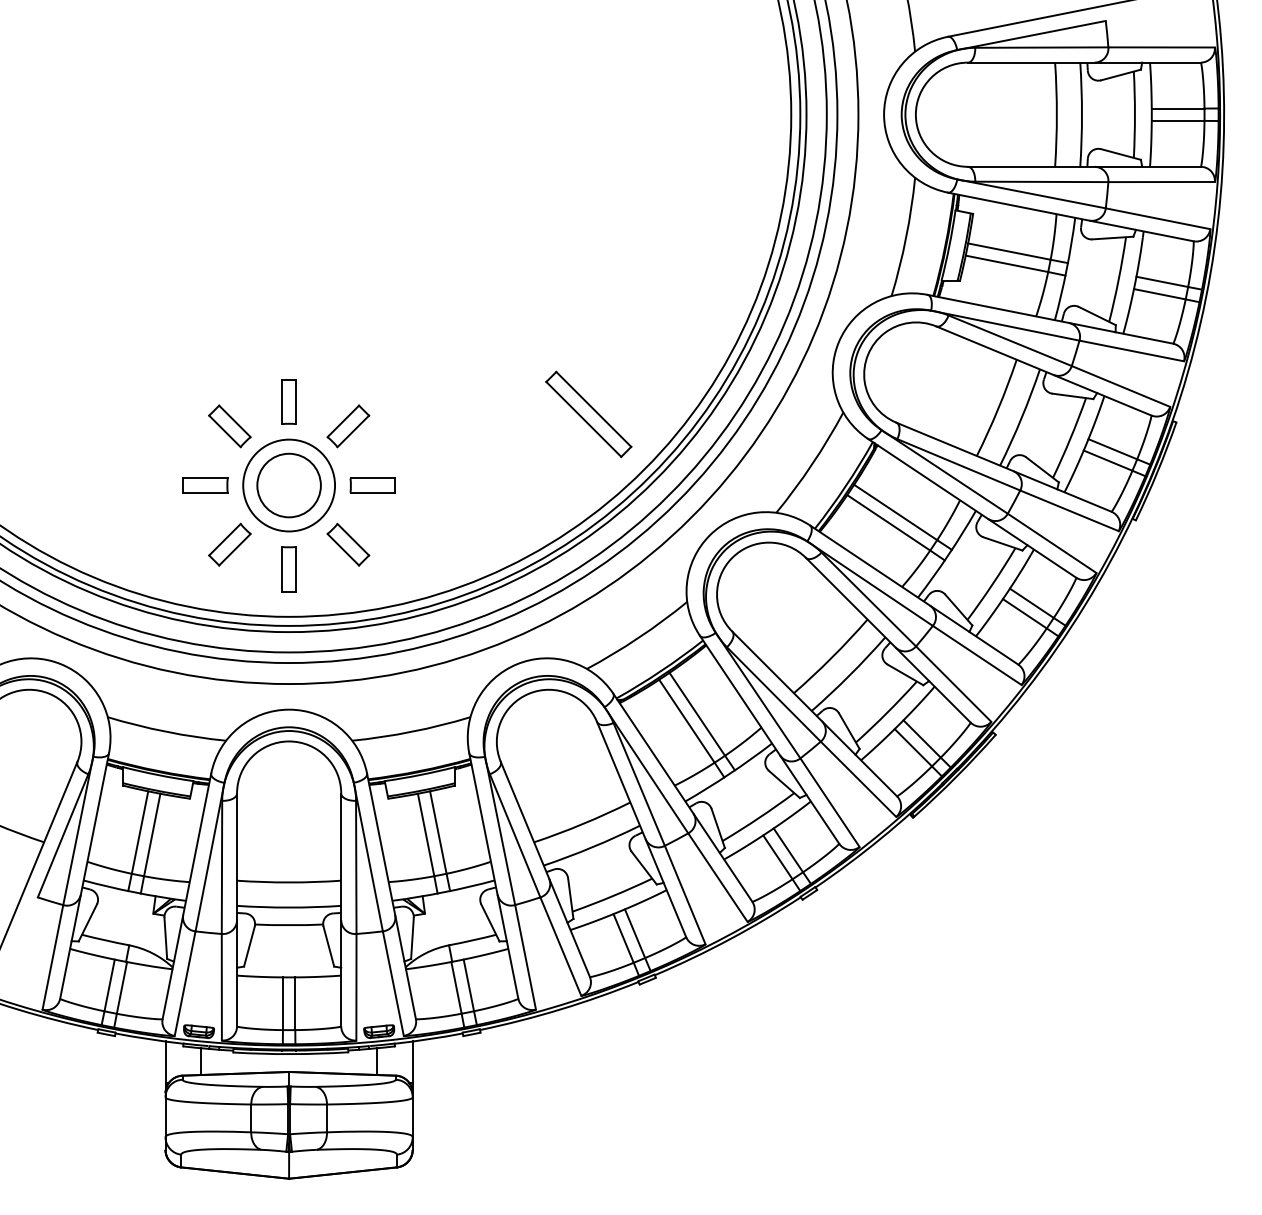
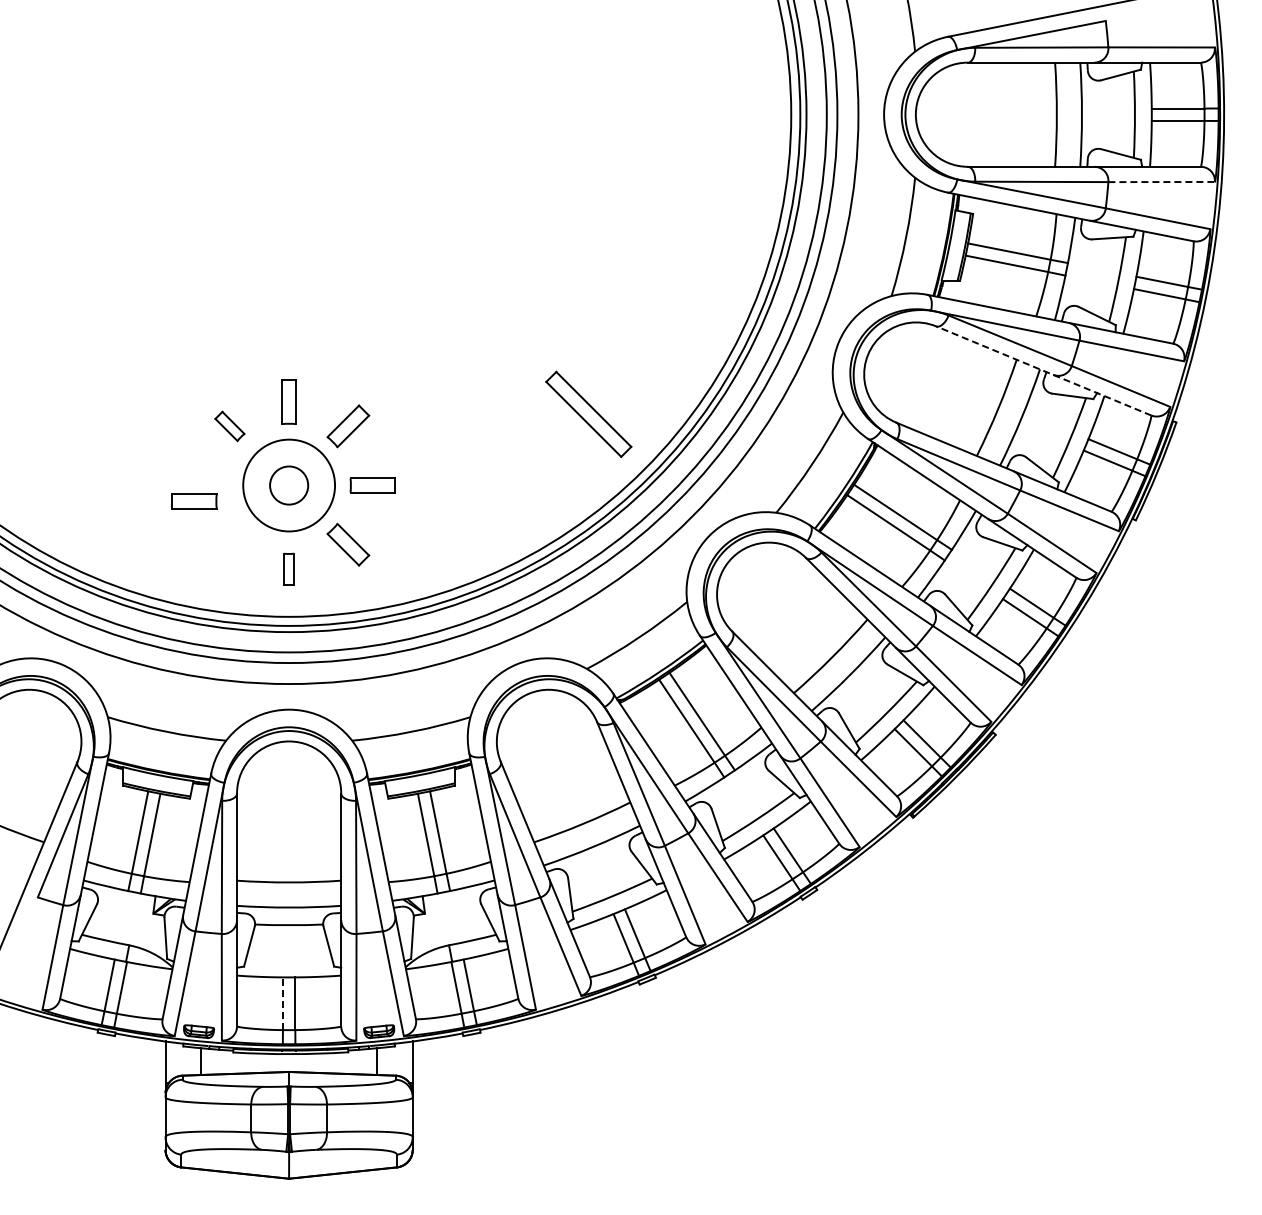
line: solid -> dashed (1162, 182)
line: solid -> dashed (1043, 370)
part size: 44x45 px -> 32x32 px (229, 425)
part position: (205, 485) -> (194, 501) (194, 501)
circle diameter: 64 px -> 38 px (289, 485)
part: present -> none (229, 544)
part size: 16x47 px -> 12x34 px (288, 568)
line: solid -> dashed (282, 1003)
